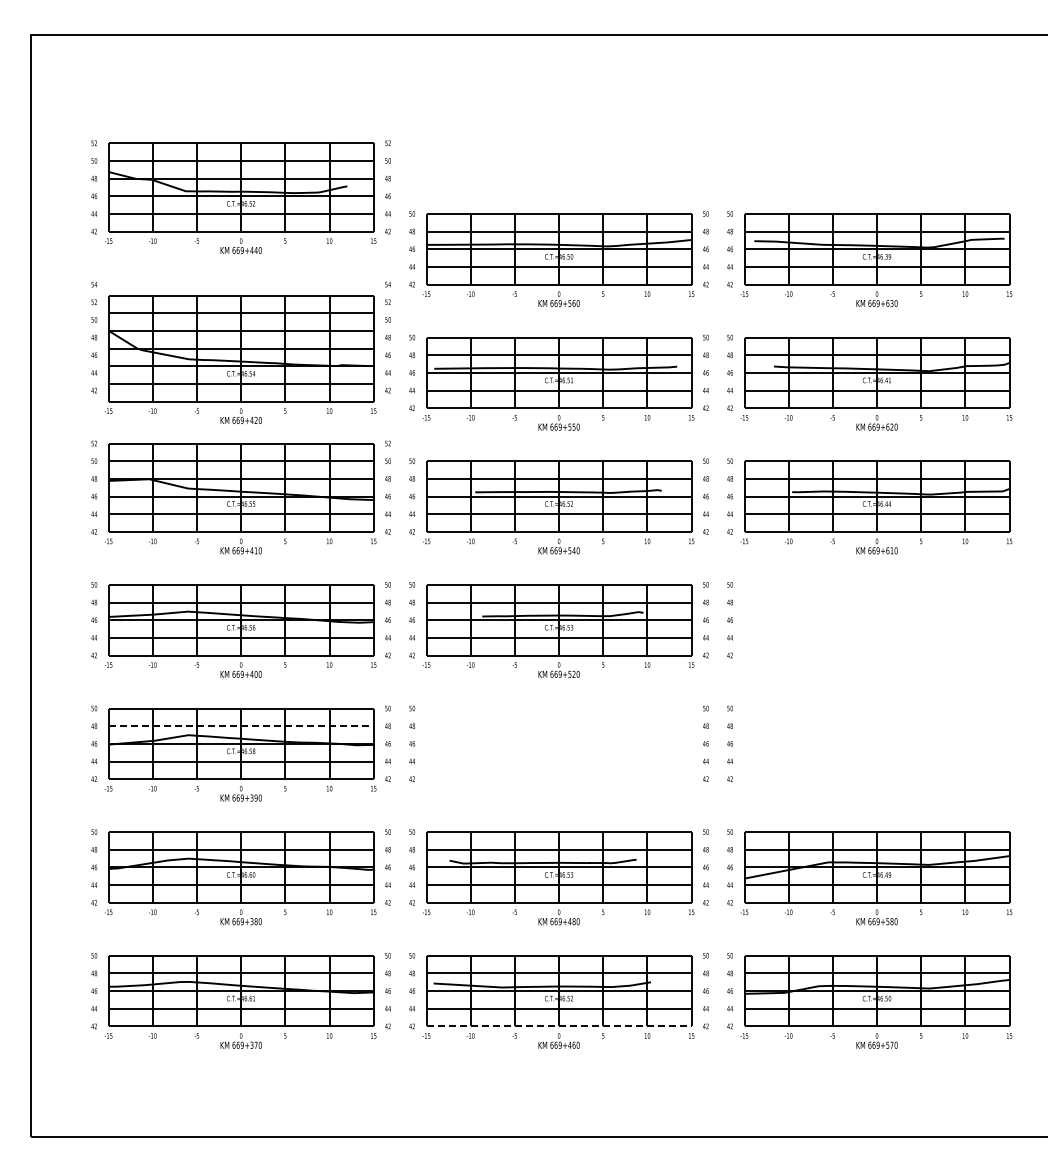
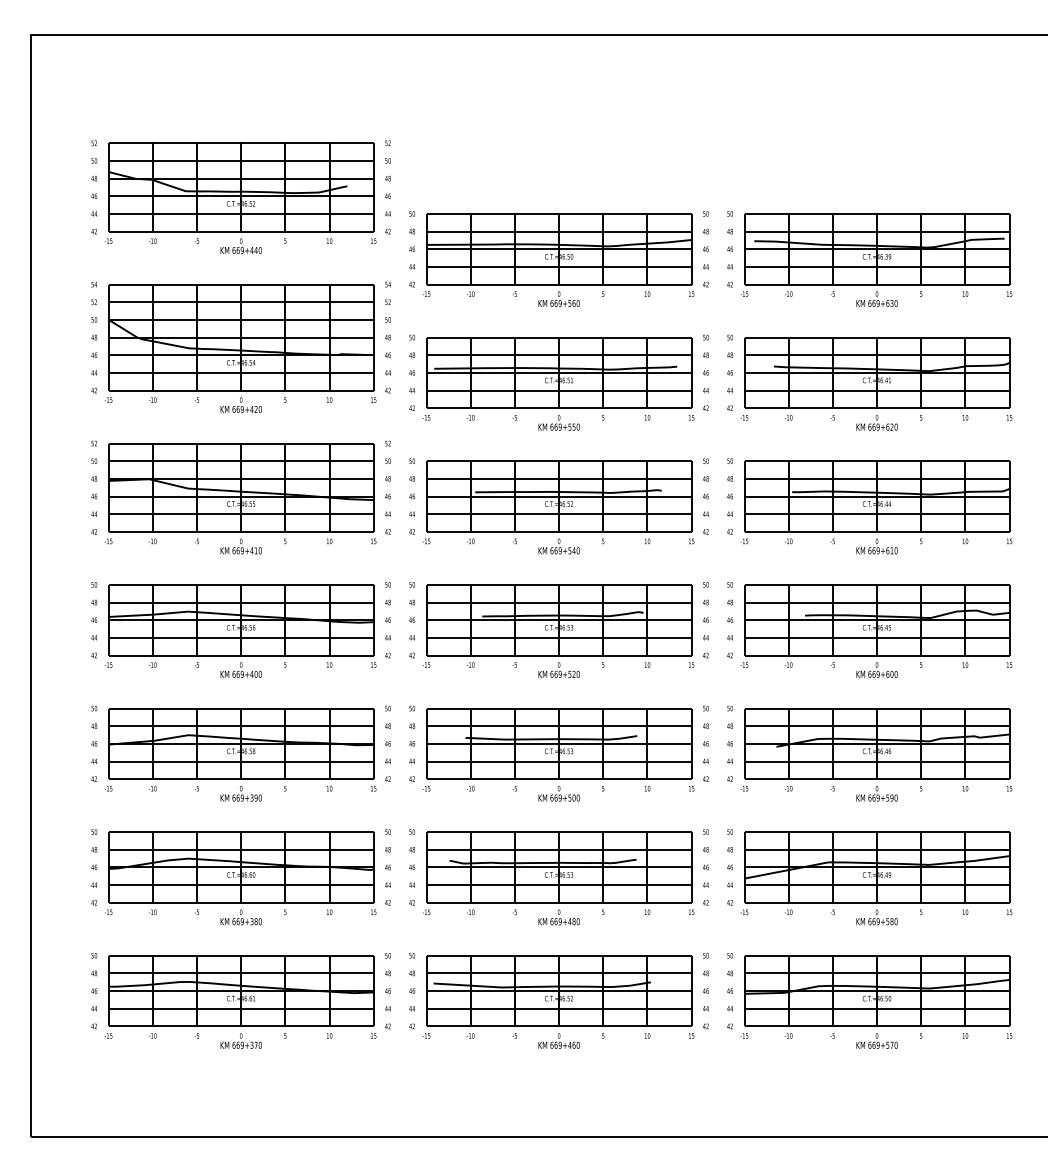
part position: (240, 359) -> (240, 348) (240, 348)
part: none -> present (876, 630)
line: dashed -> solid (241, 726)
part: none -> present (558, 754)
part: none -> present (876, 754)
line: dashed -> solid (559, 1026)
